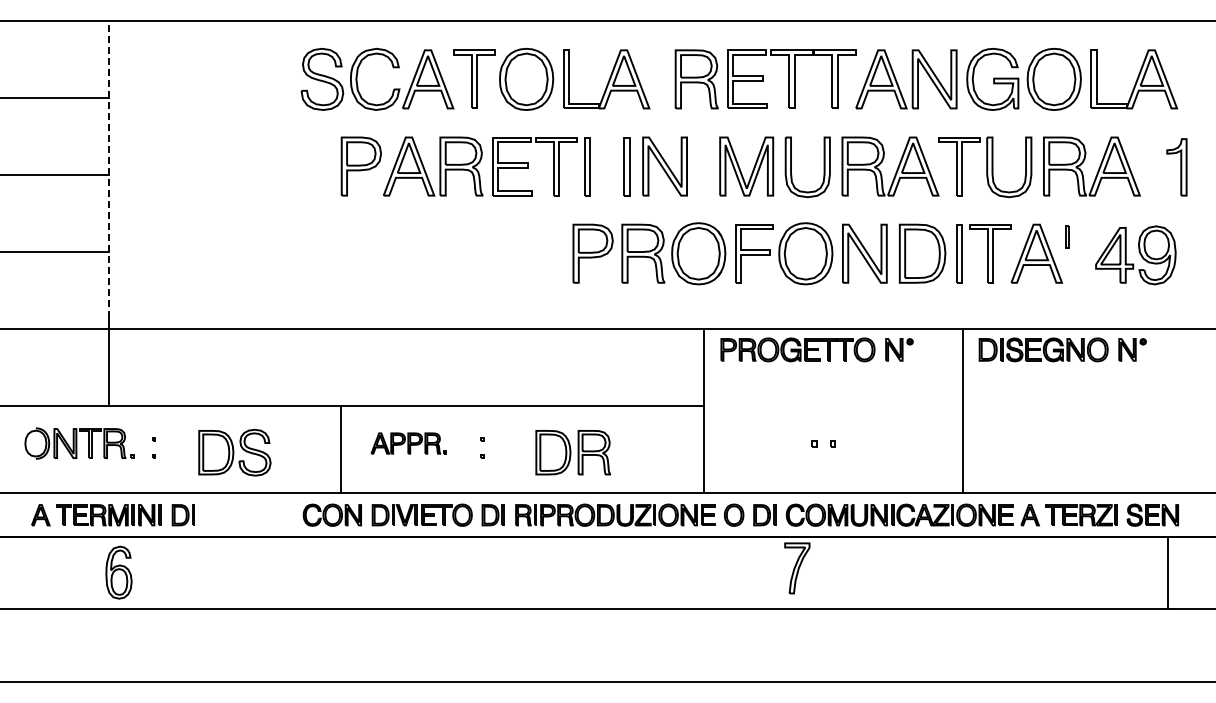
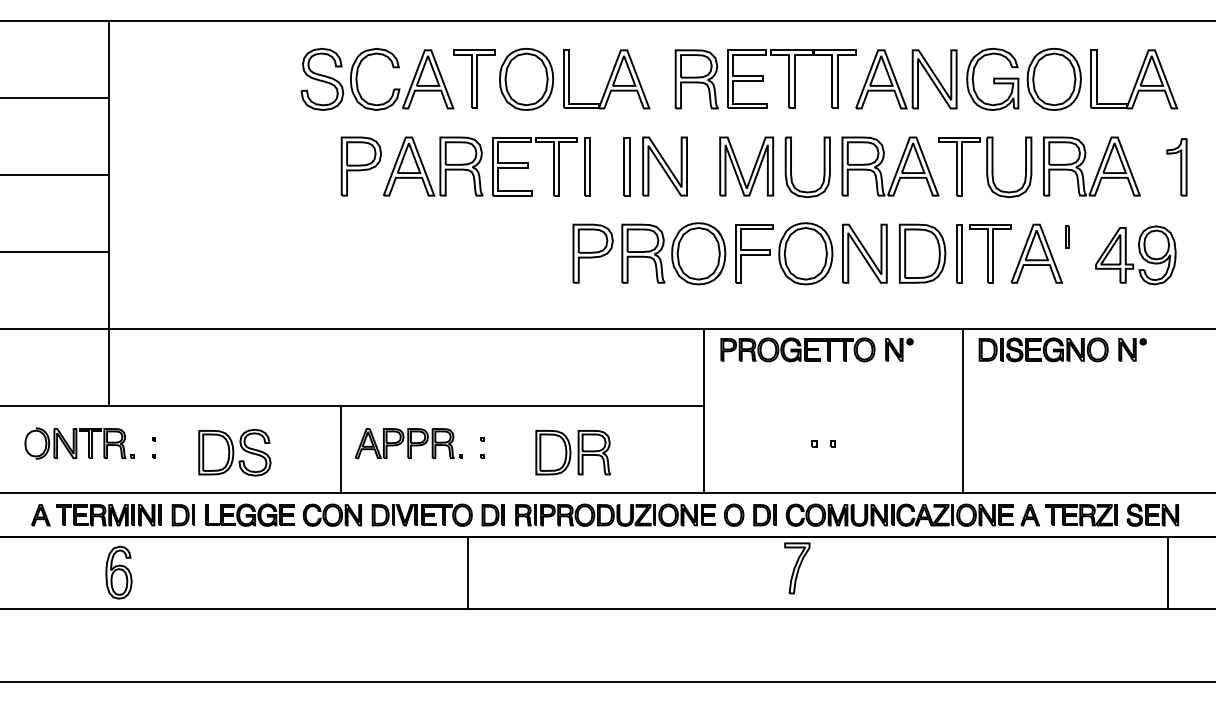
line: dashed -> solid (108, 169)
part size: 77x23 px -> 109x31 px (408, 443)
part: none -> present (249, 514)
line: none -> present (468, 572)
